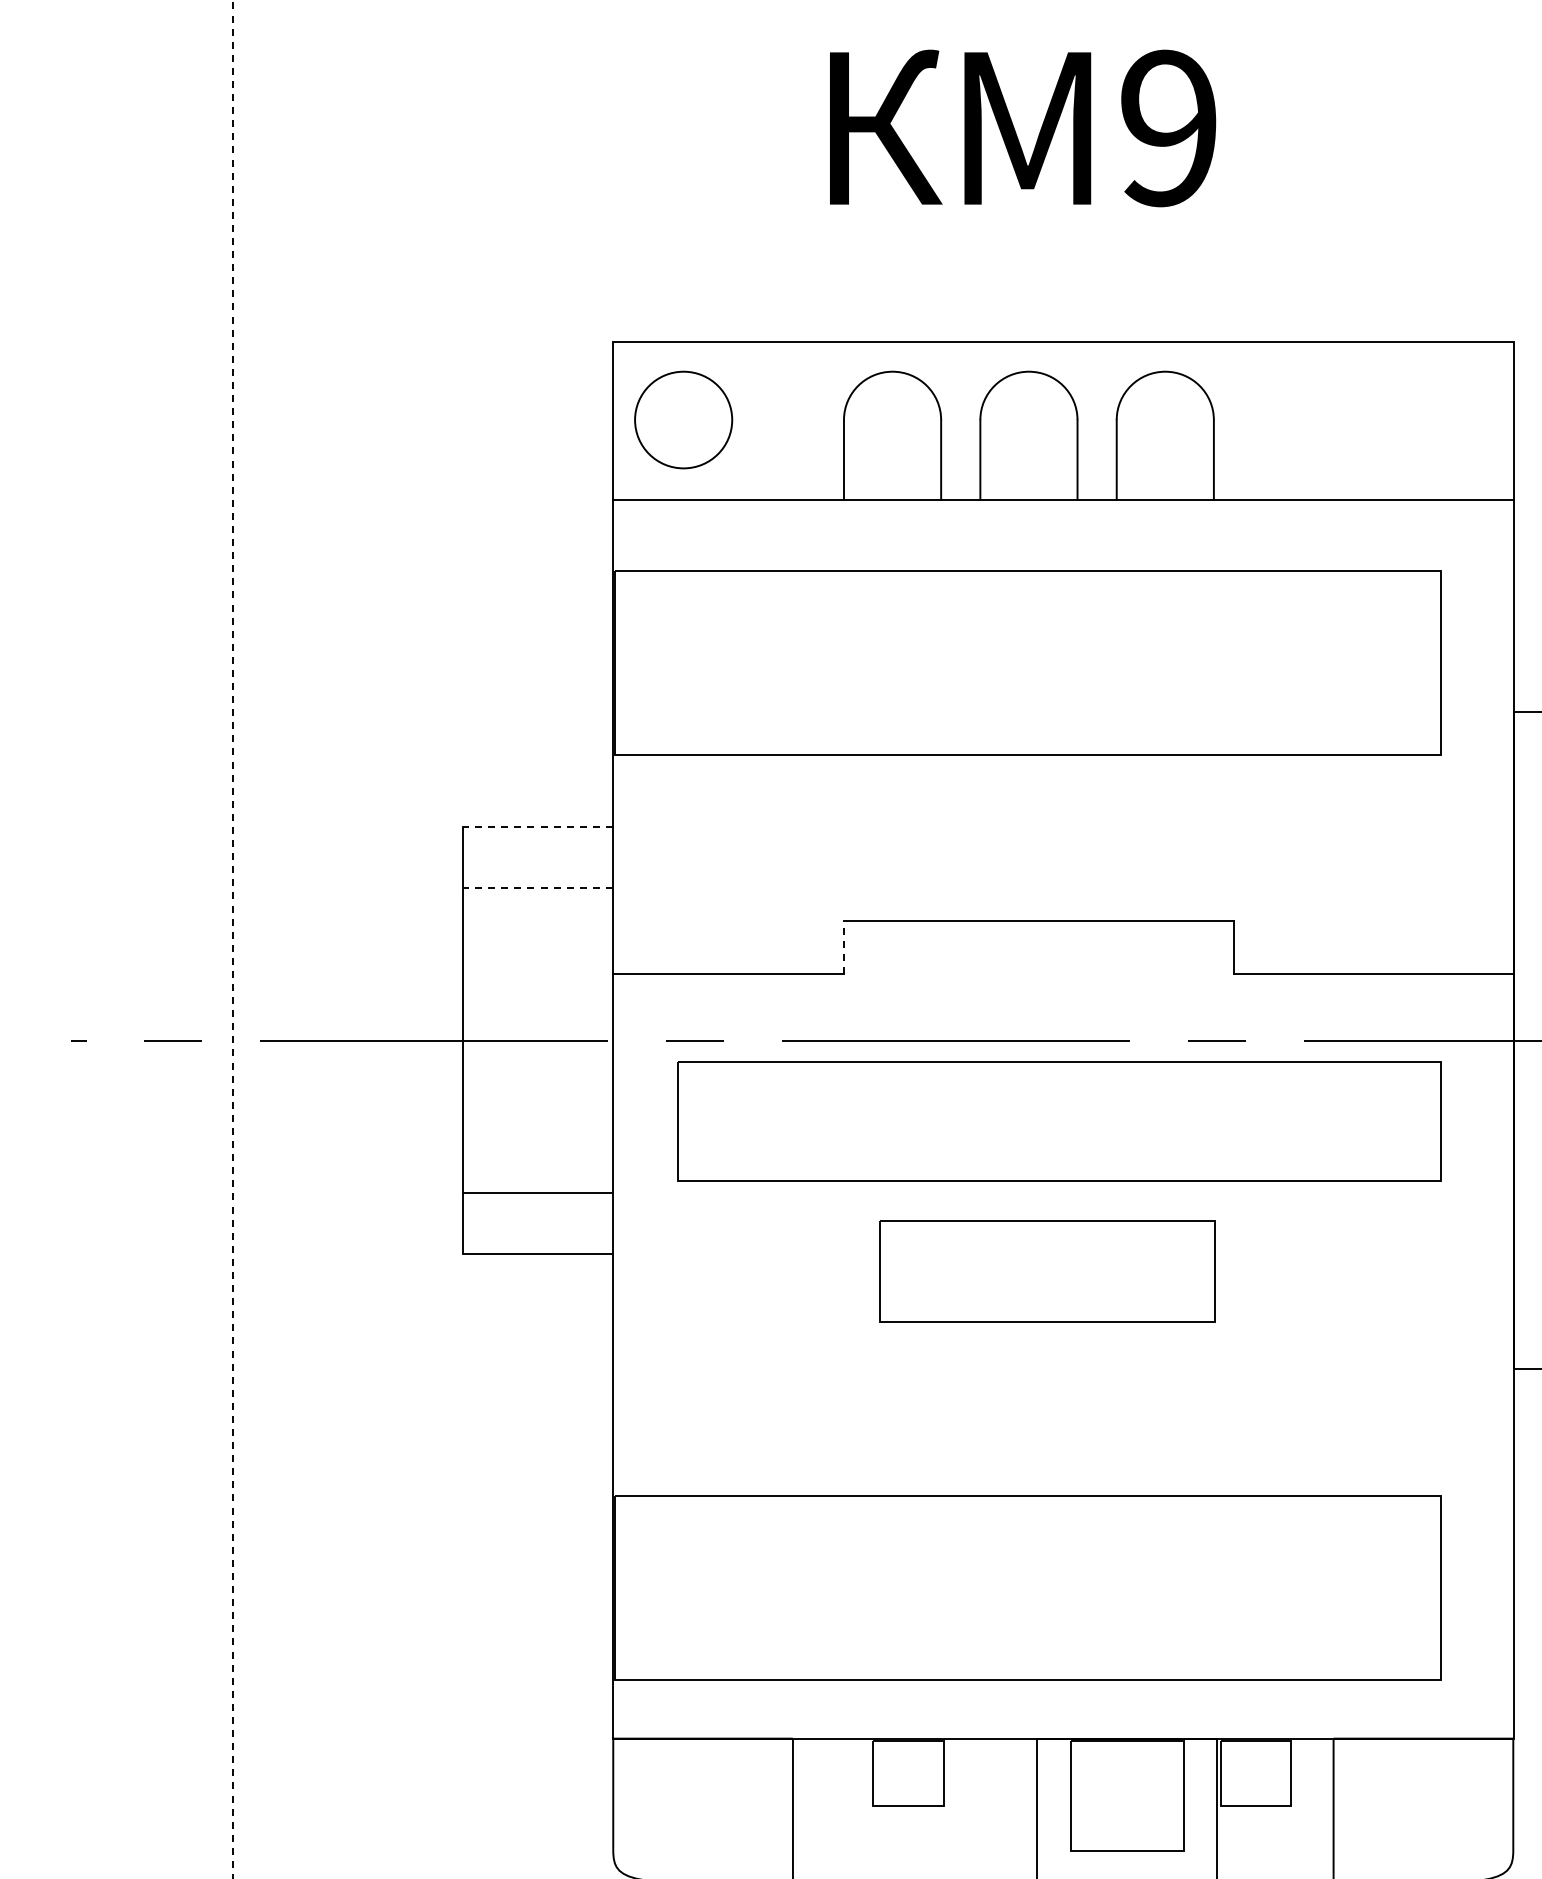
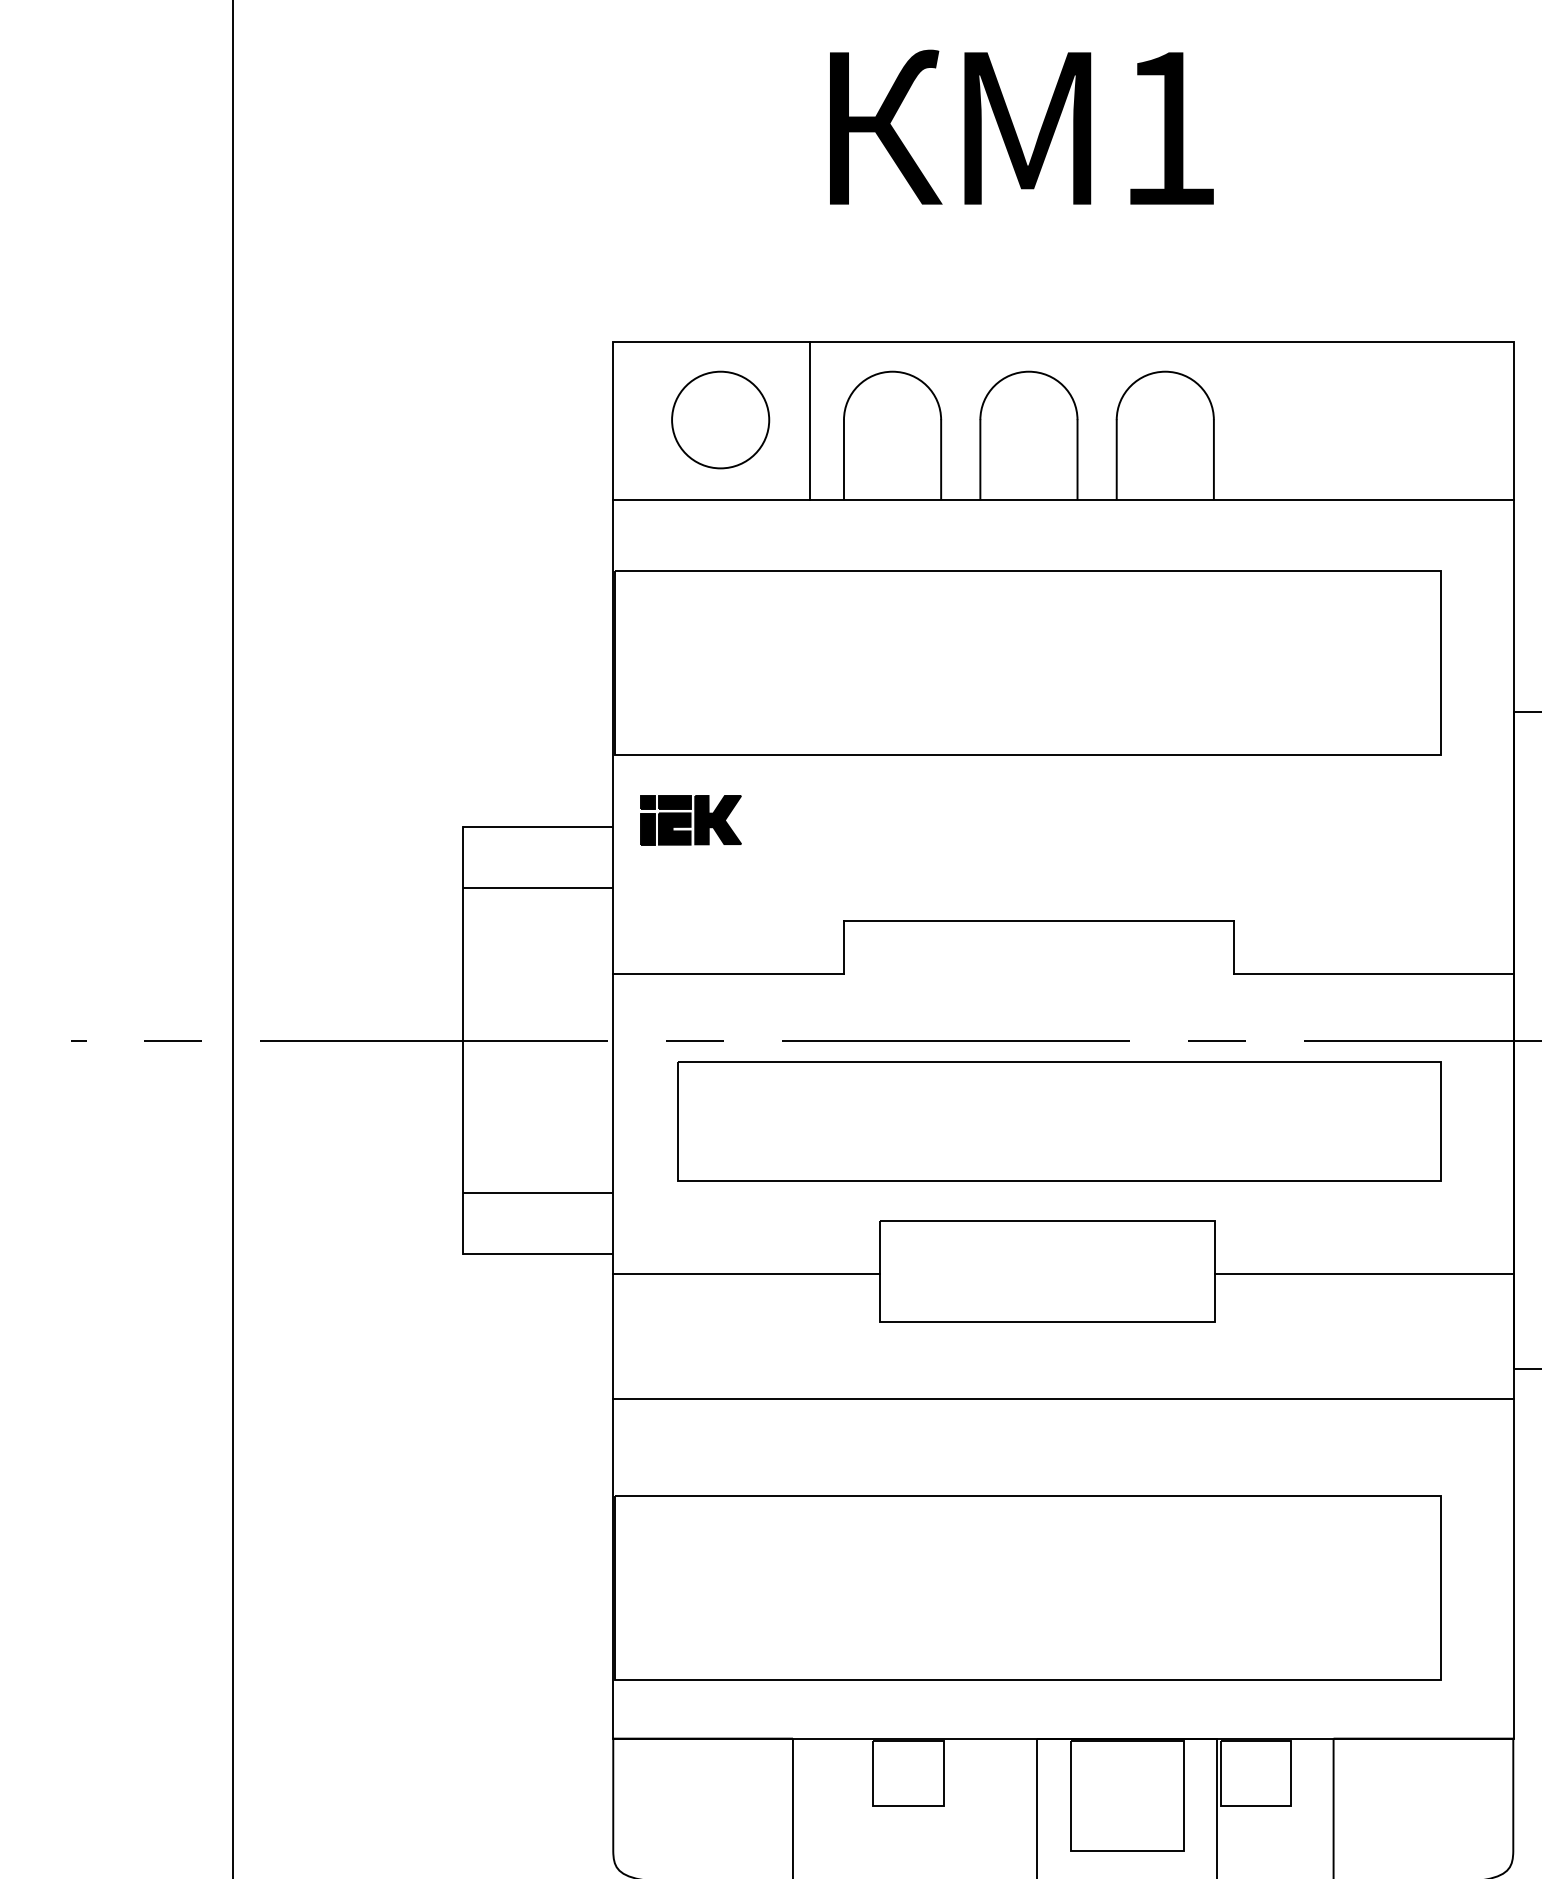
text: 9 -> 1 (1168, 128)
part position: (683, 419) -> (720, 419) (720, 419)
line: none -> present (810, 421)
part: none -> present (690, 820)
line: dashed -> solid (538, 827)
line: dashed -> solid (538, 888)
line: dashed -> solid (232, 939)
line: dashed -> solid (843, 947)
line: none -> present (746, 1274)
line: none -> present (1363, 1274)
line: none -> present (1063, 1398)
